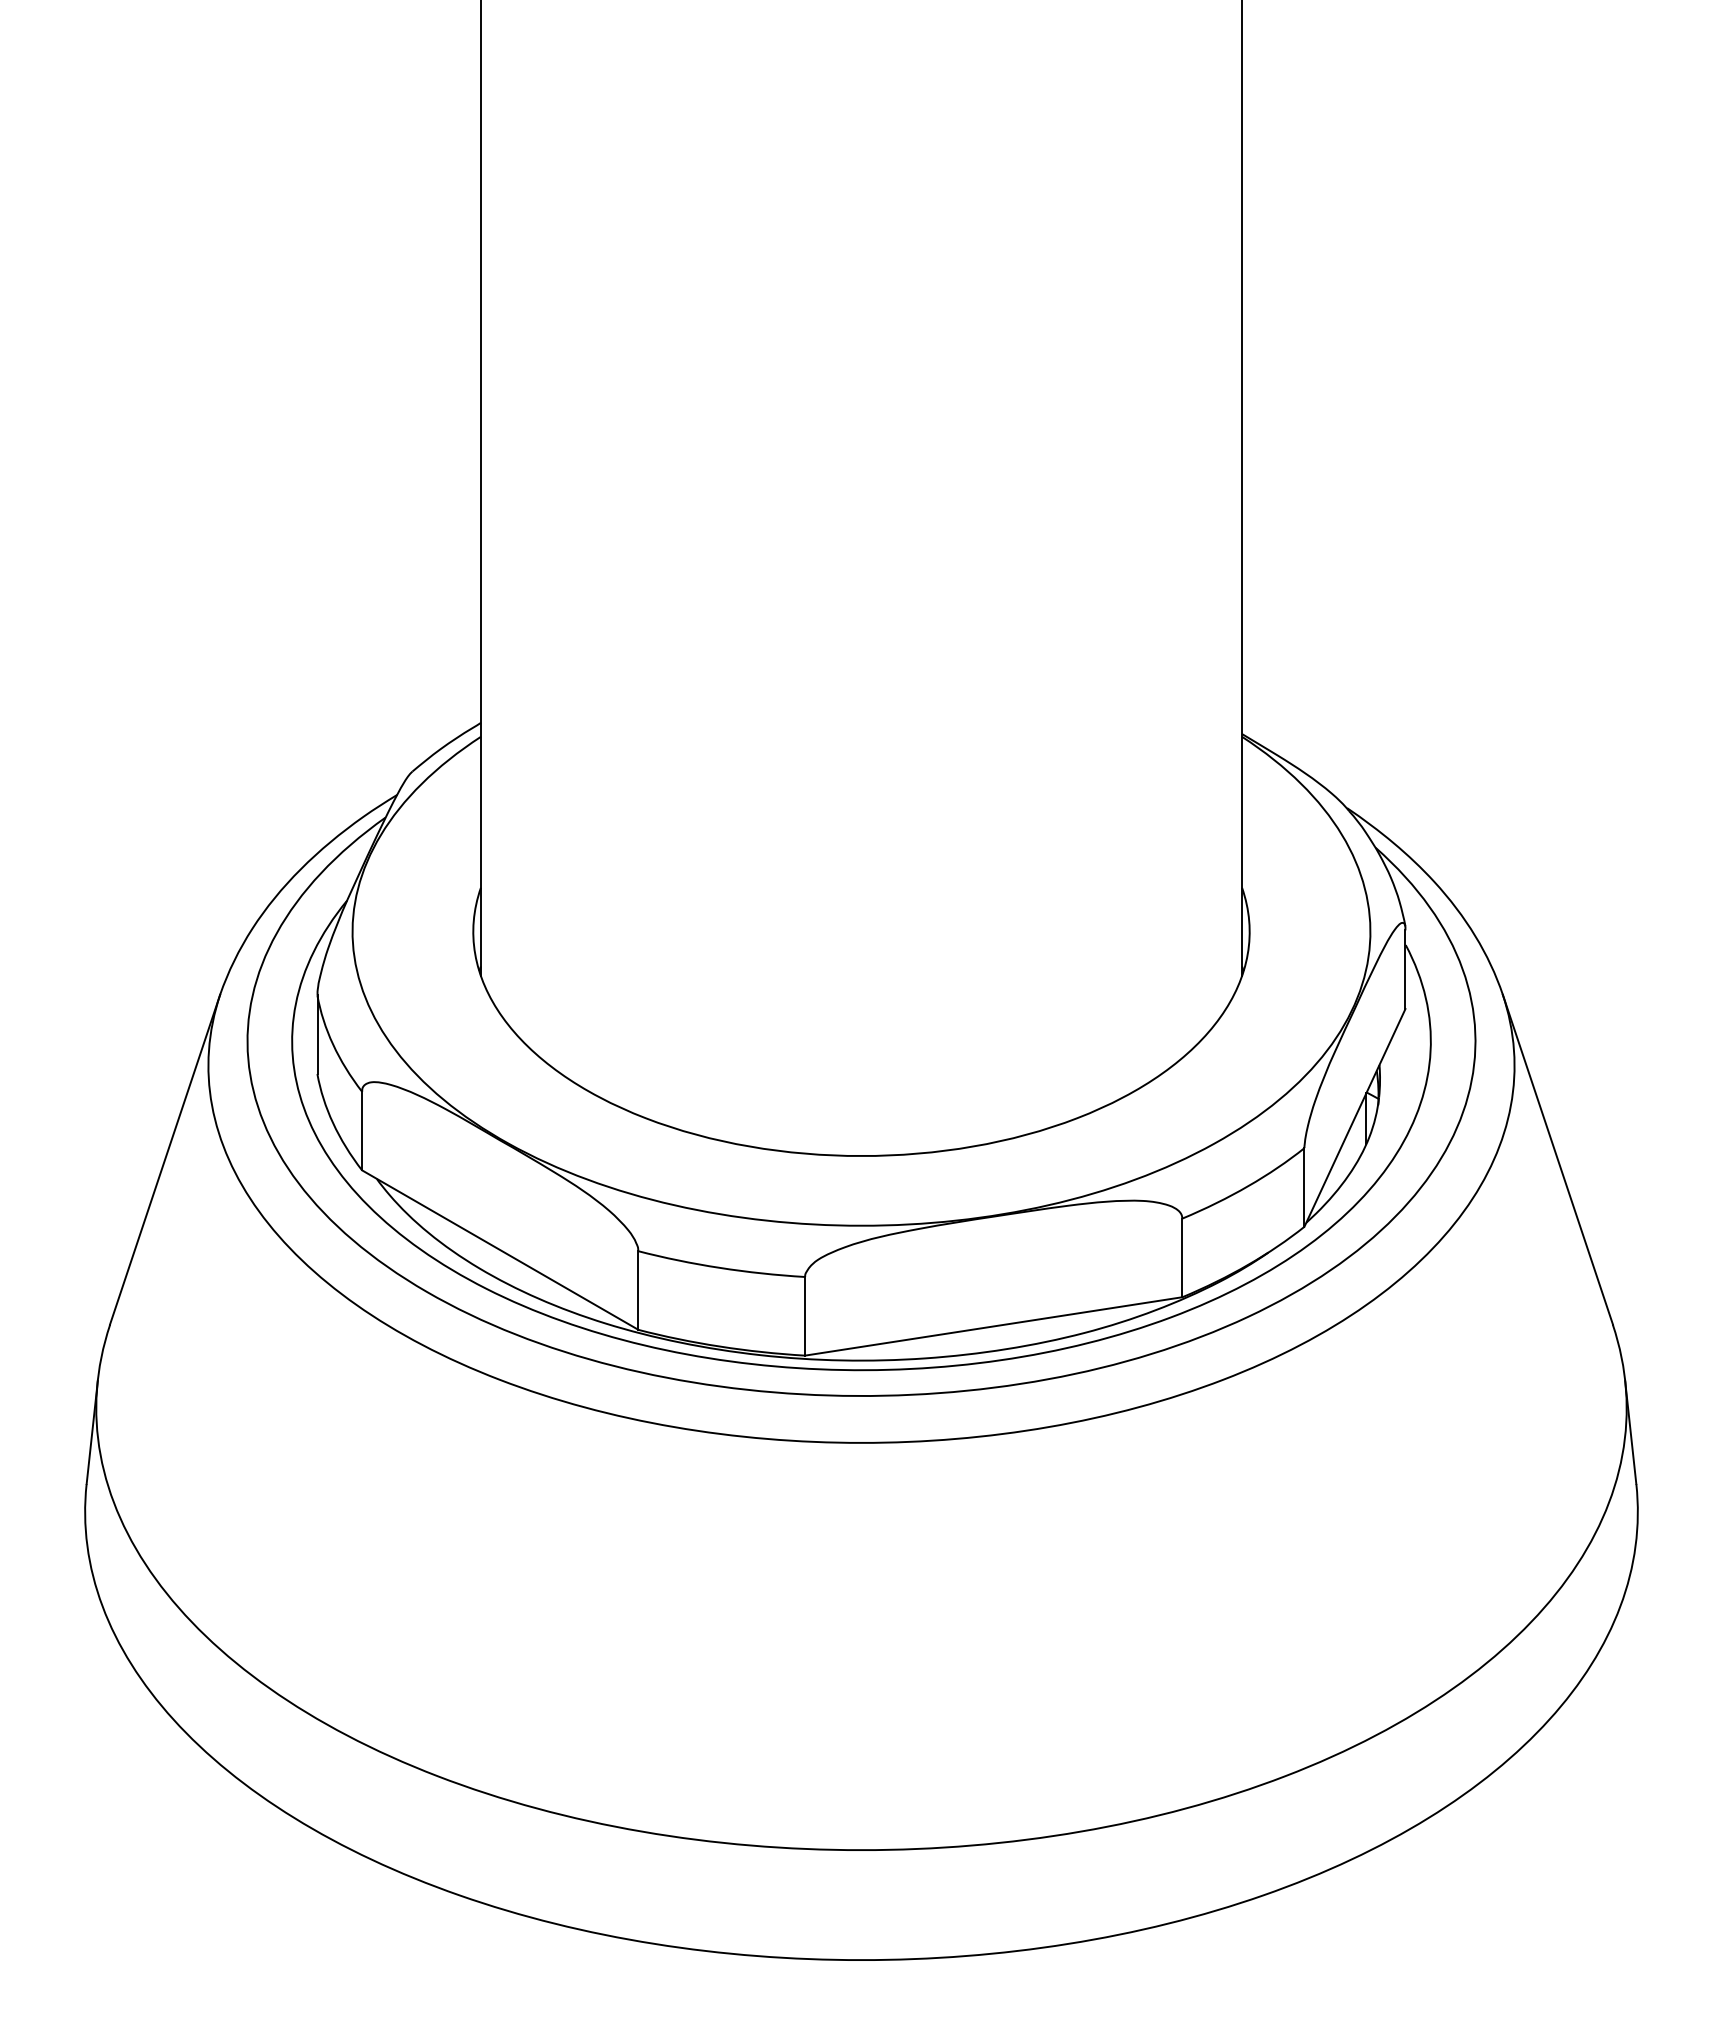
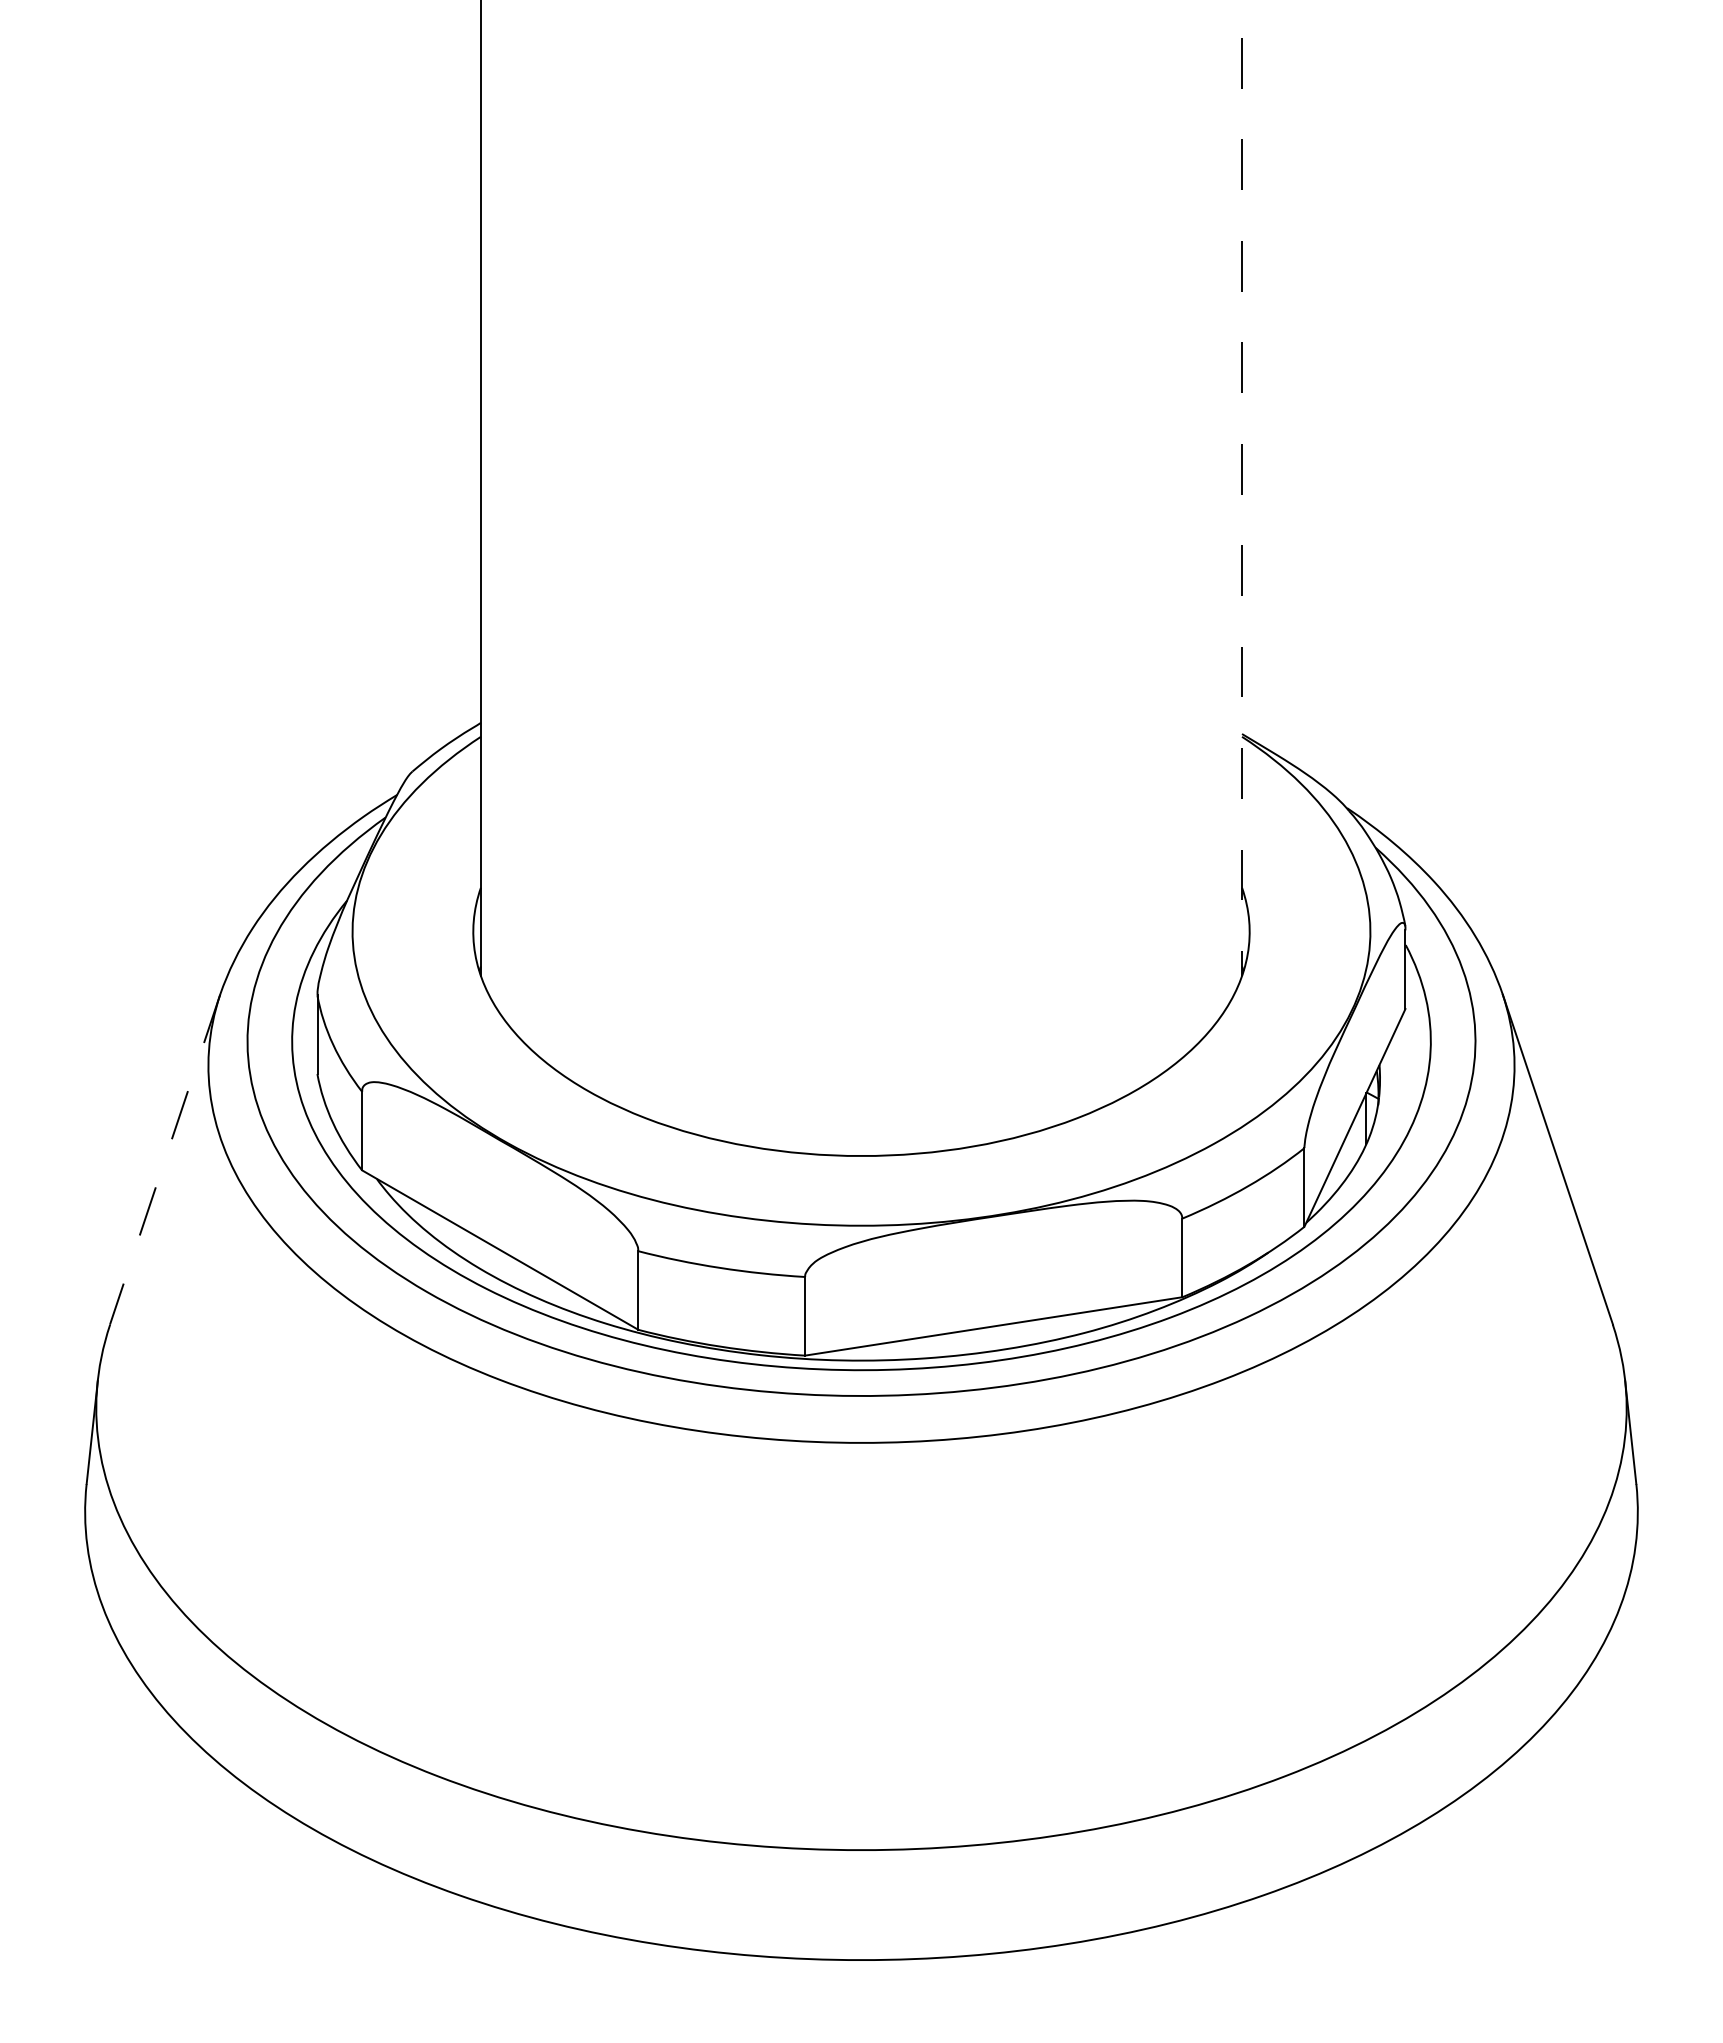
line: solid -> dashed (1242, 488)
line: solid -> dashed (165, 1159)
